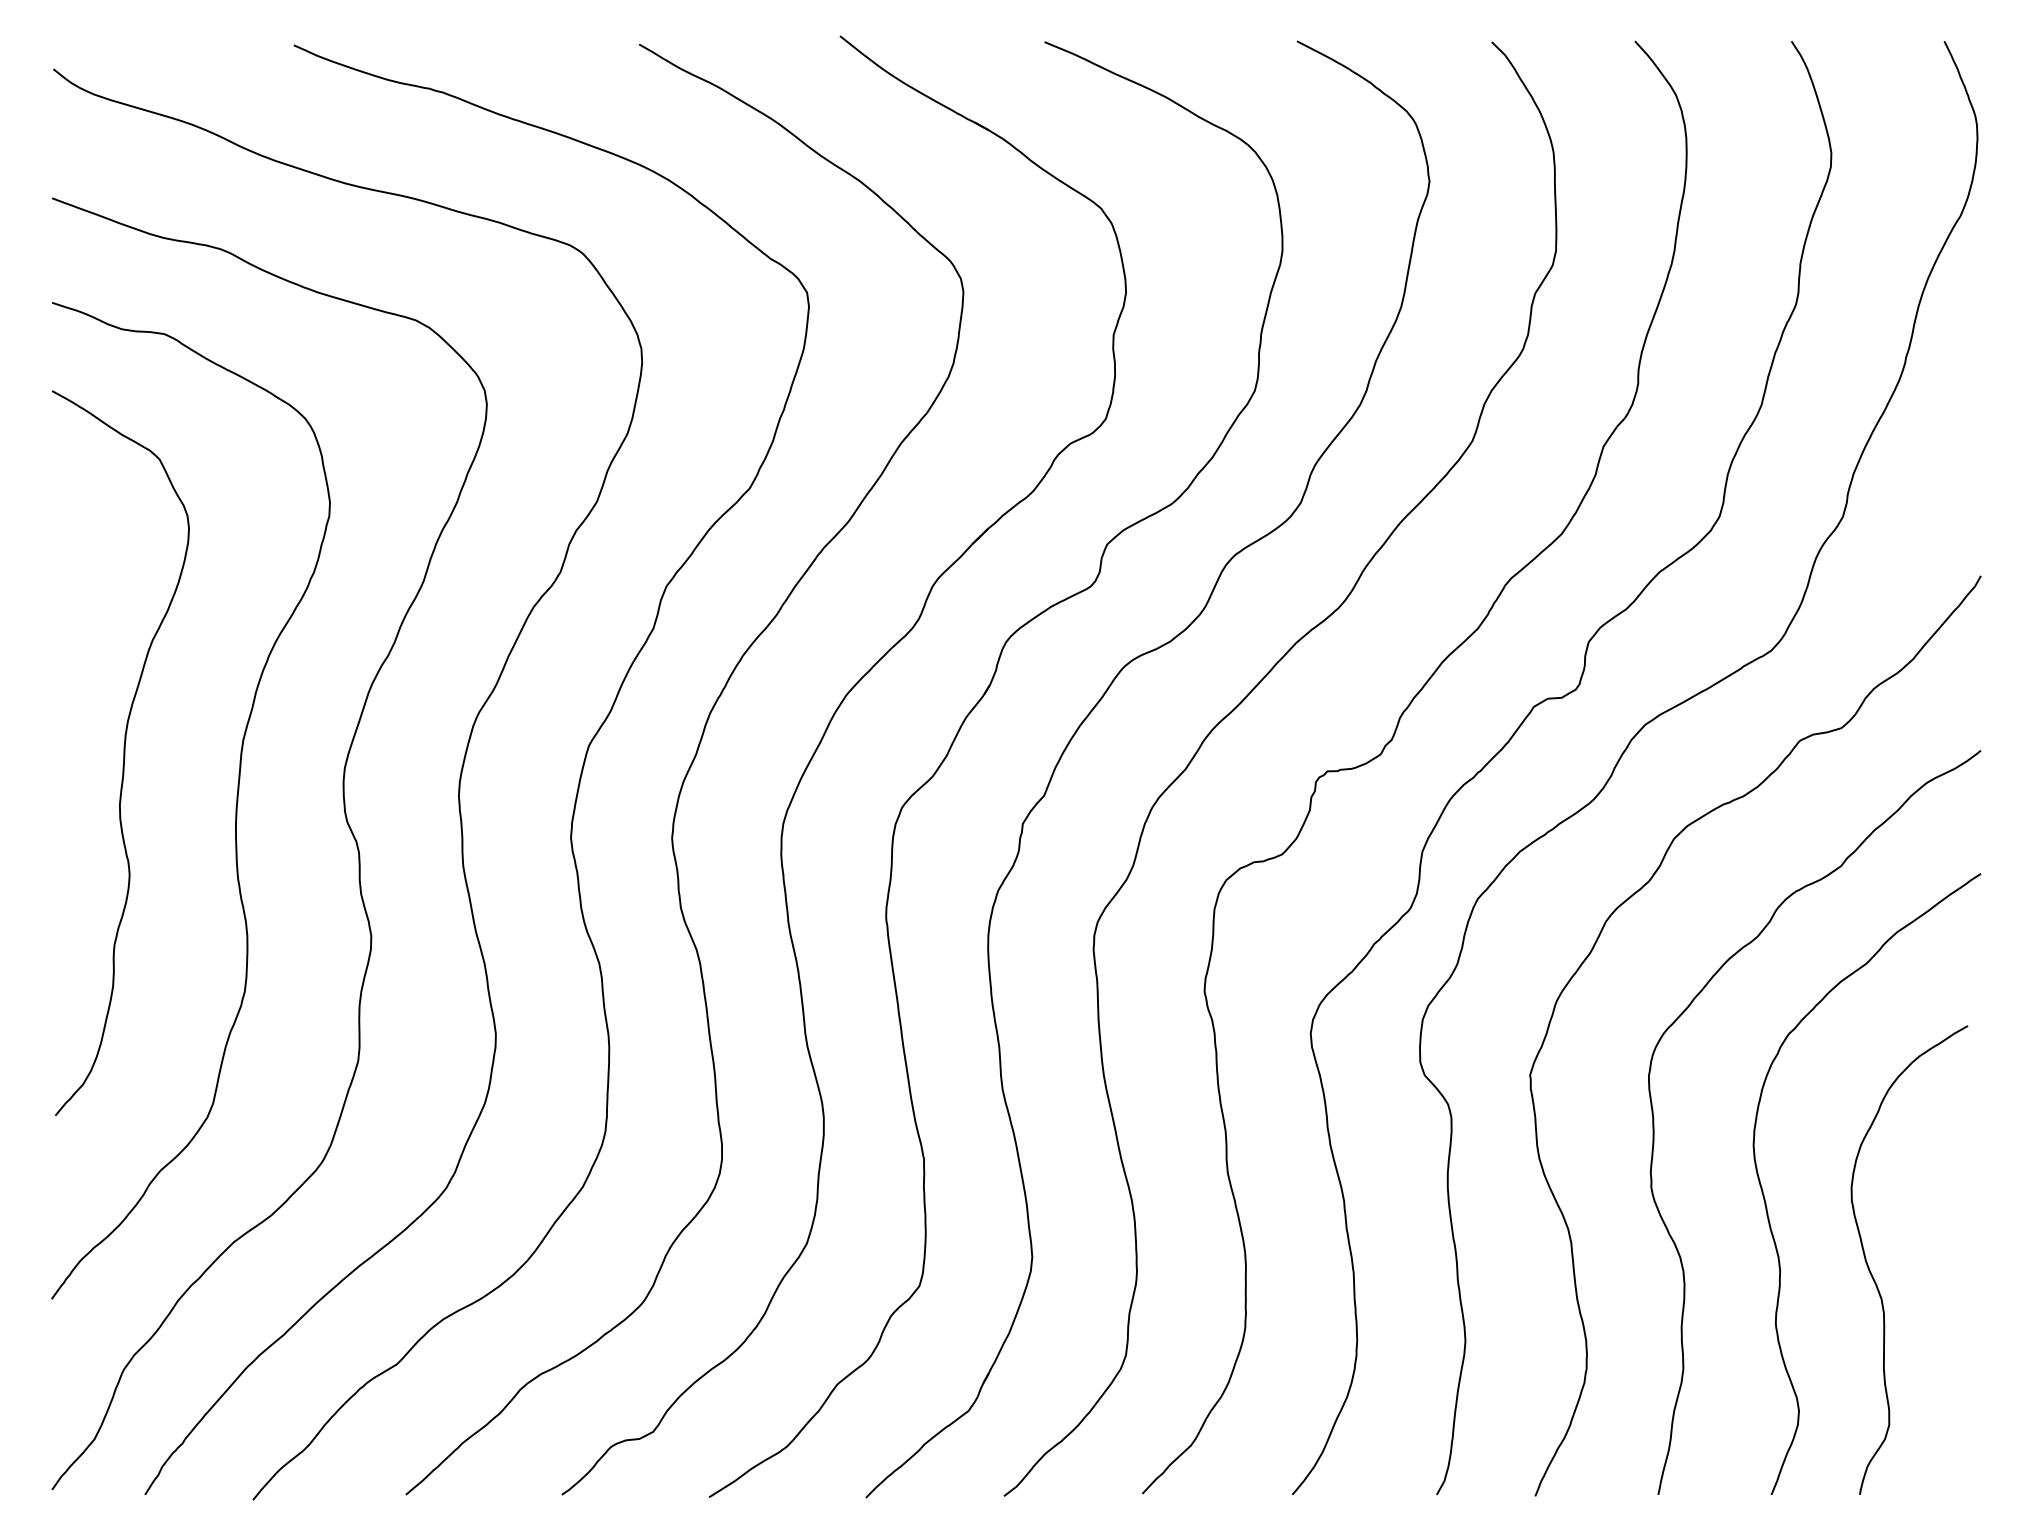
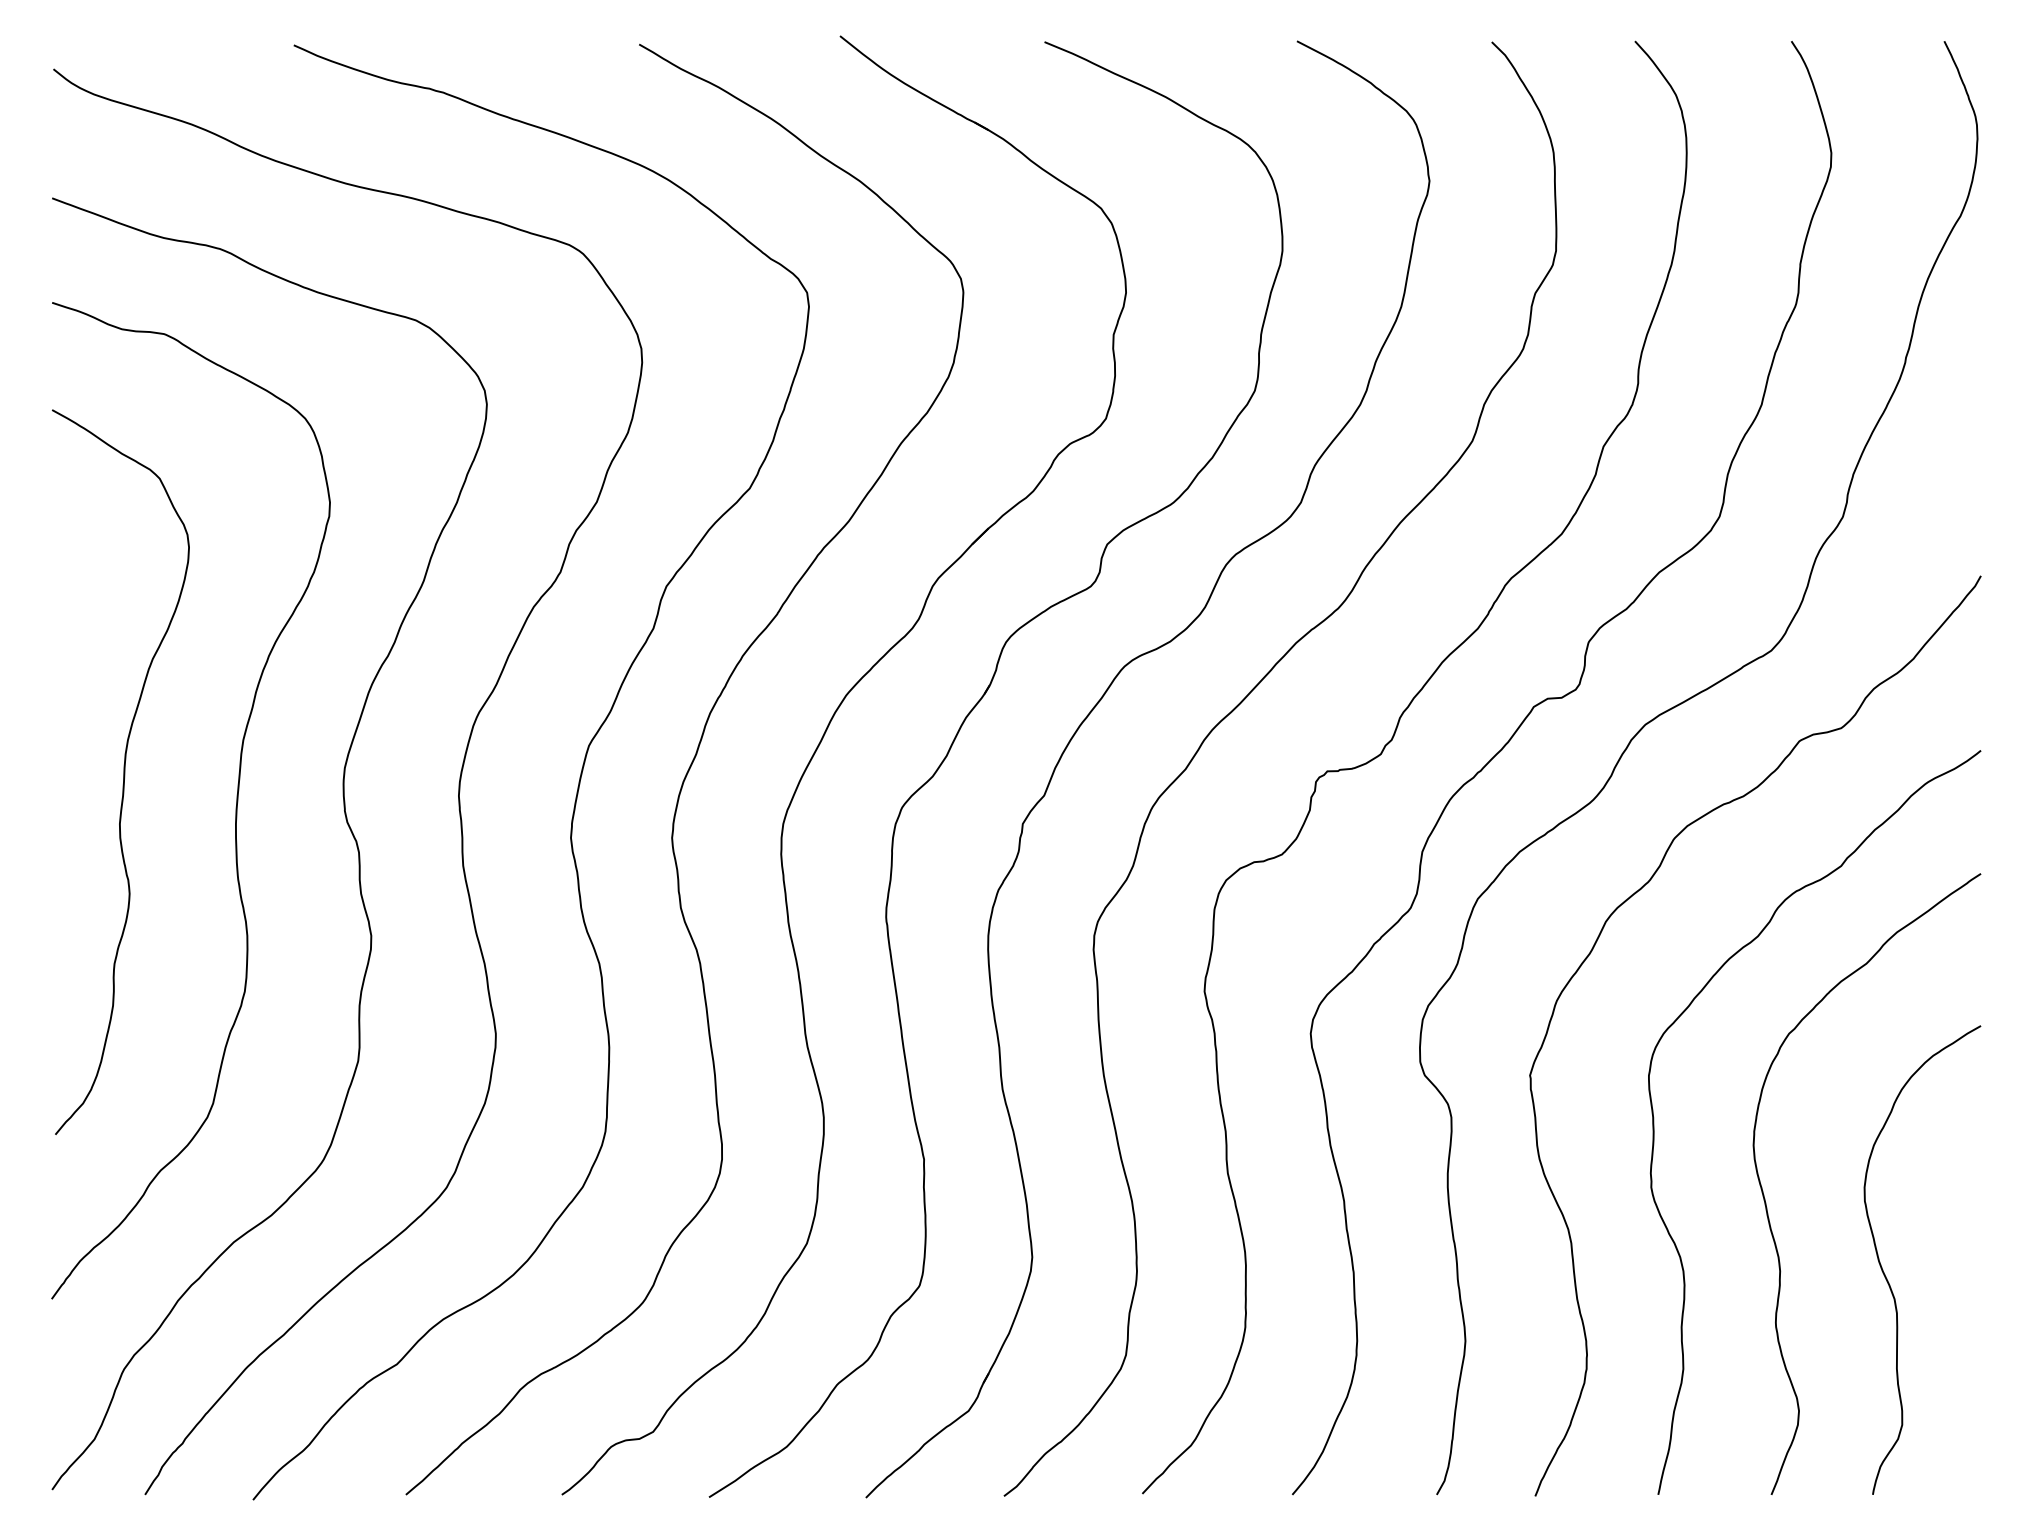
curve position: (123, 752) -> (123, 771) (123, 771)
curve position: (1873, 1276) -> (1886, 1276) (1886, 1276)
